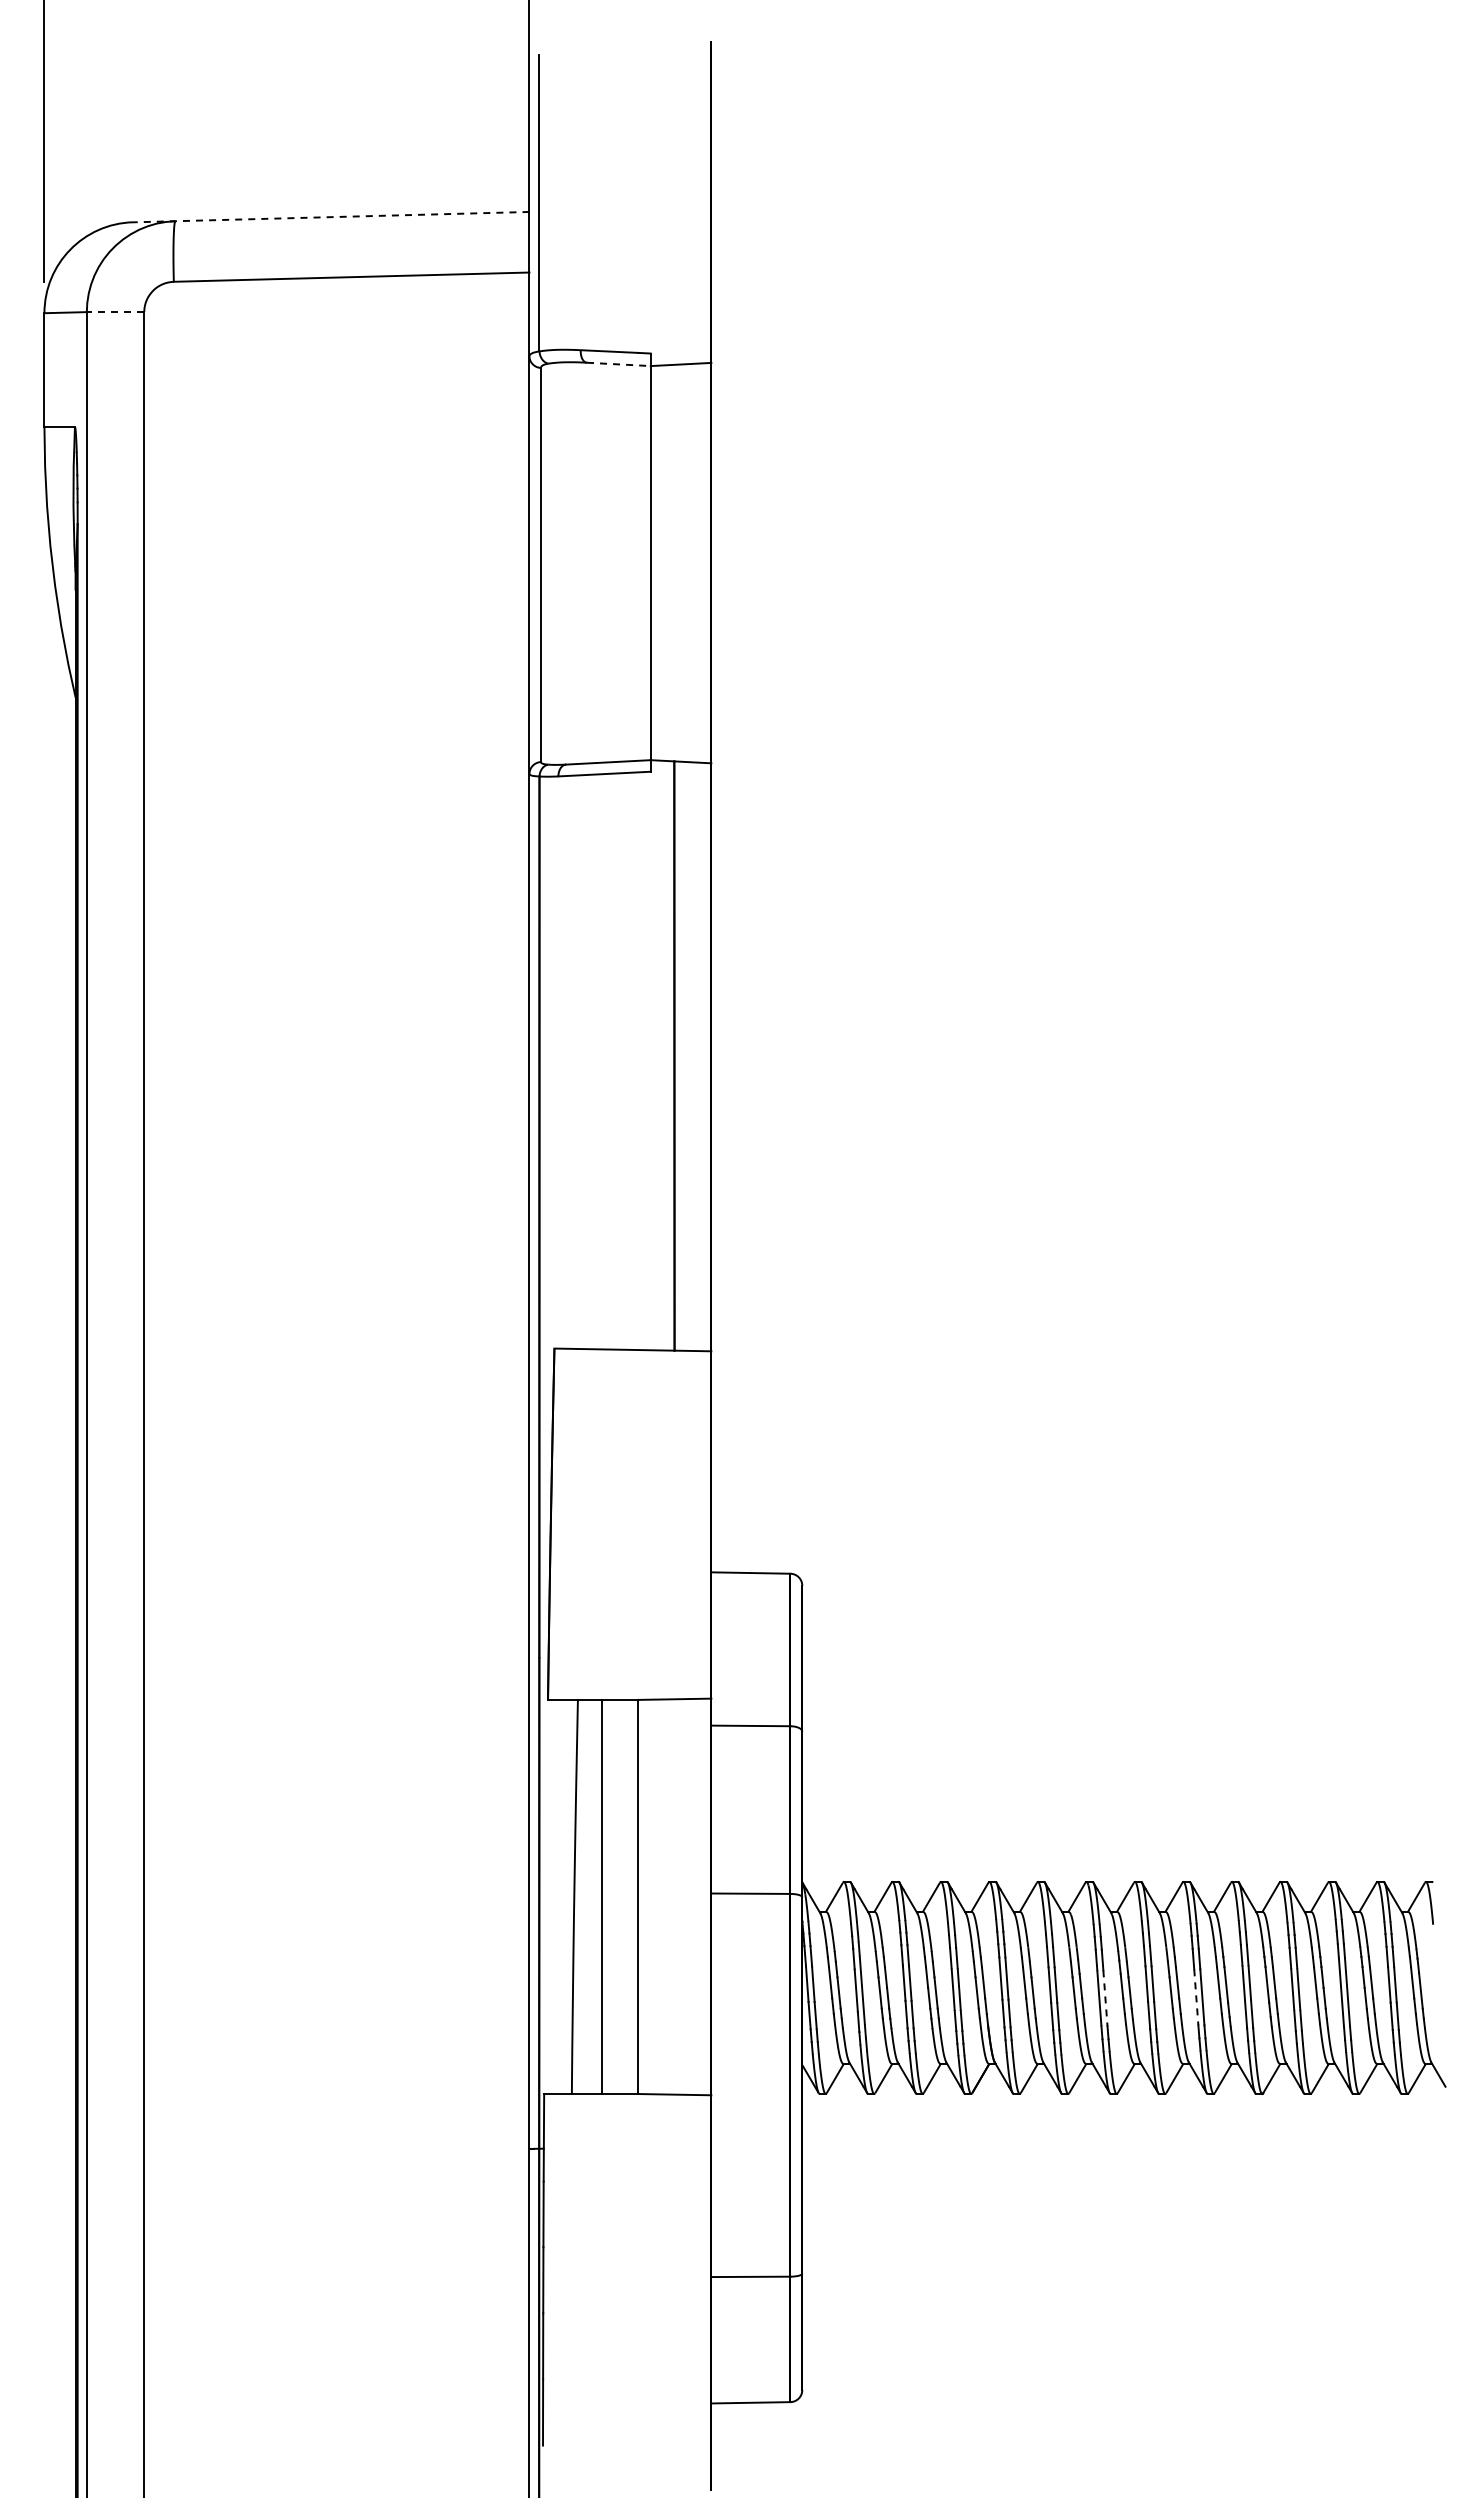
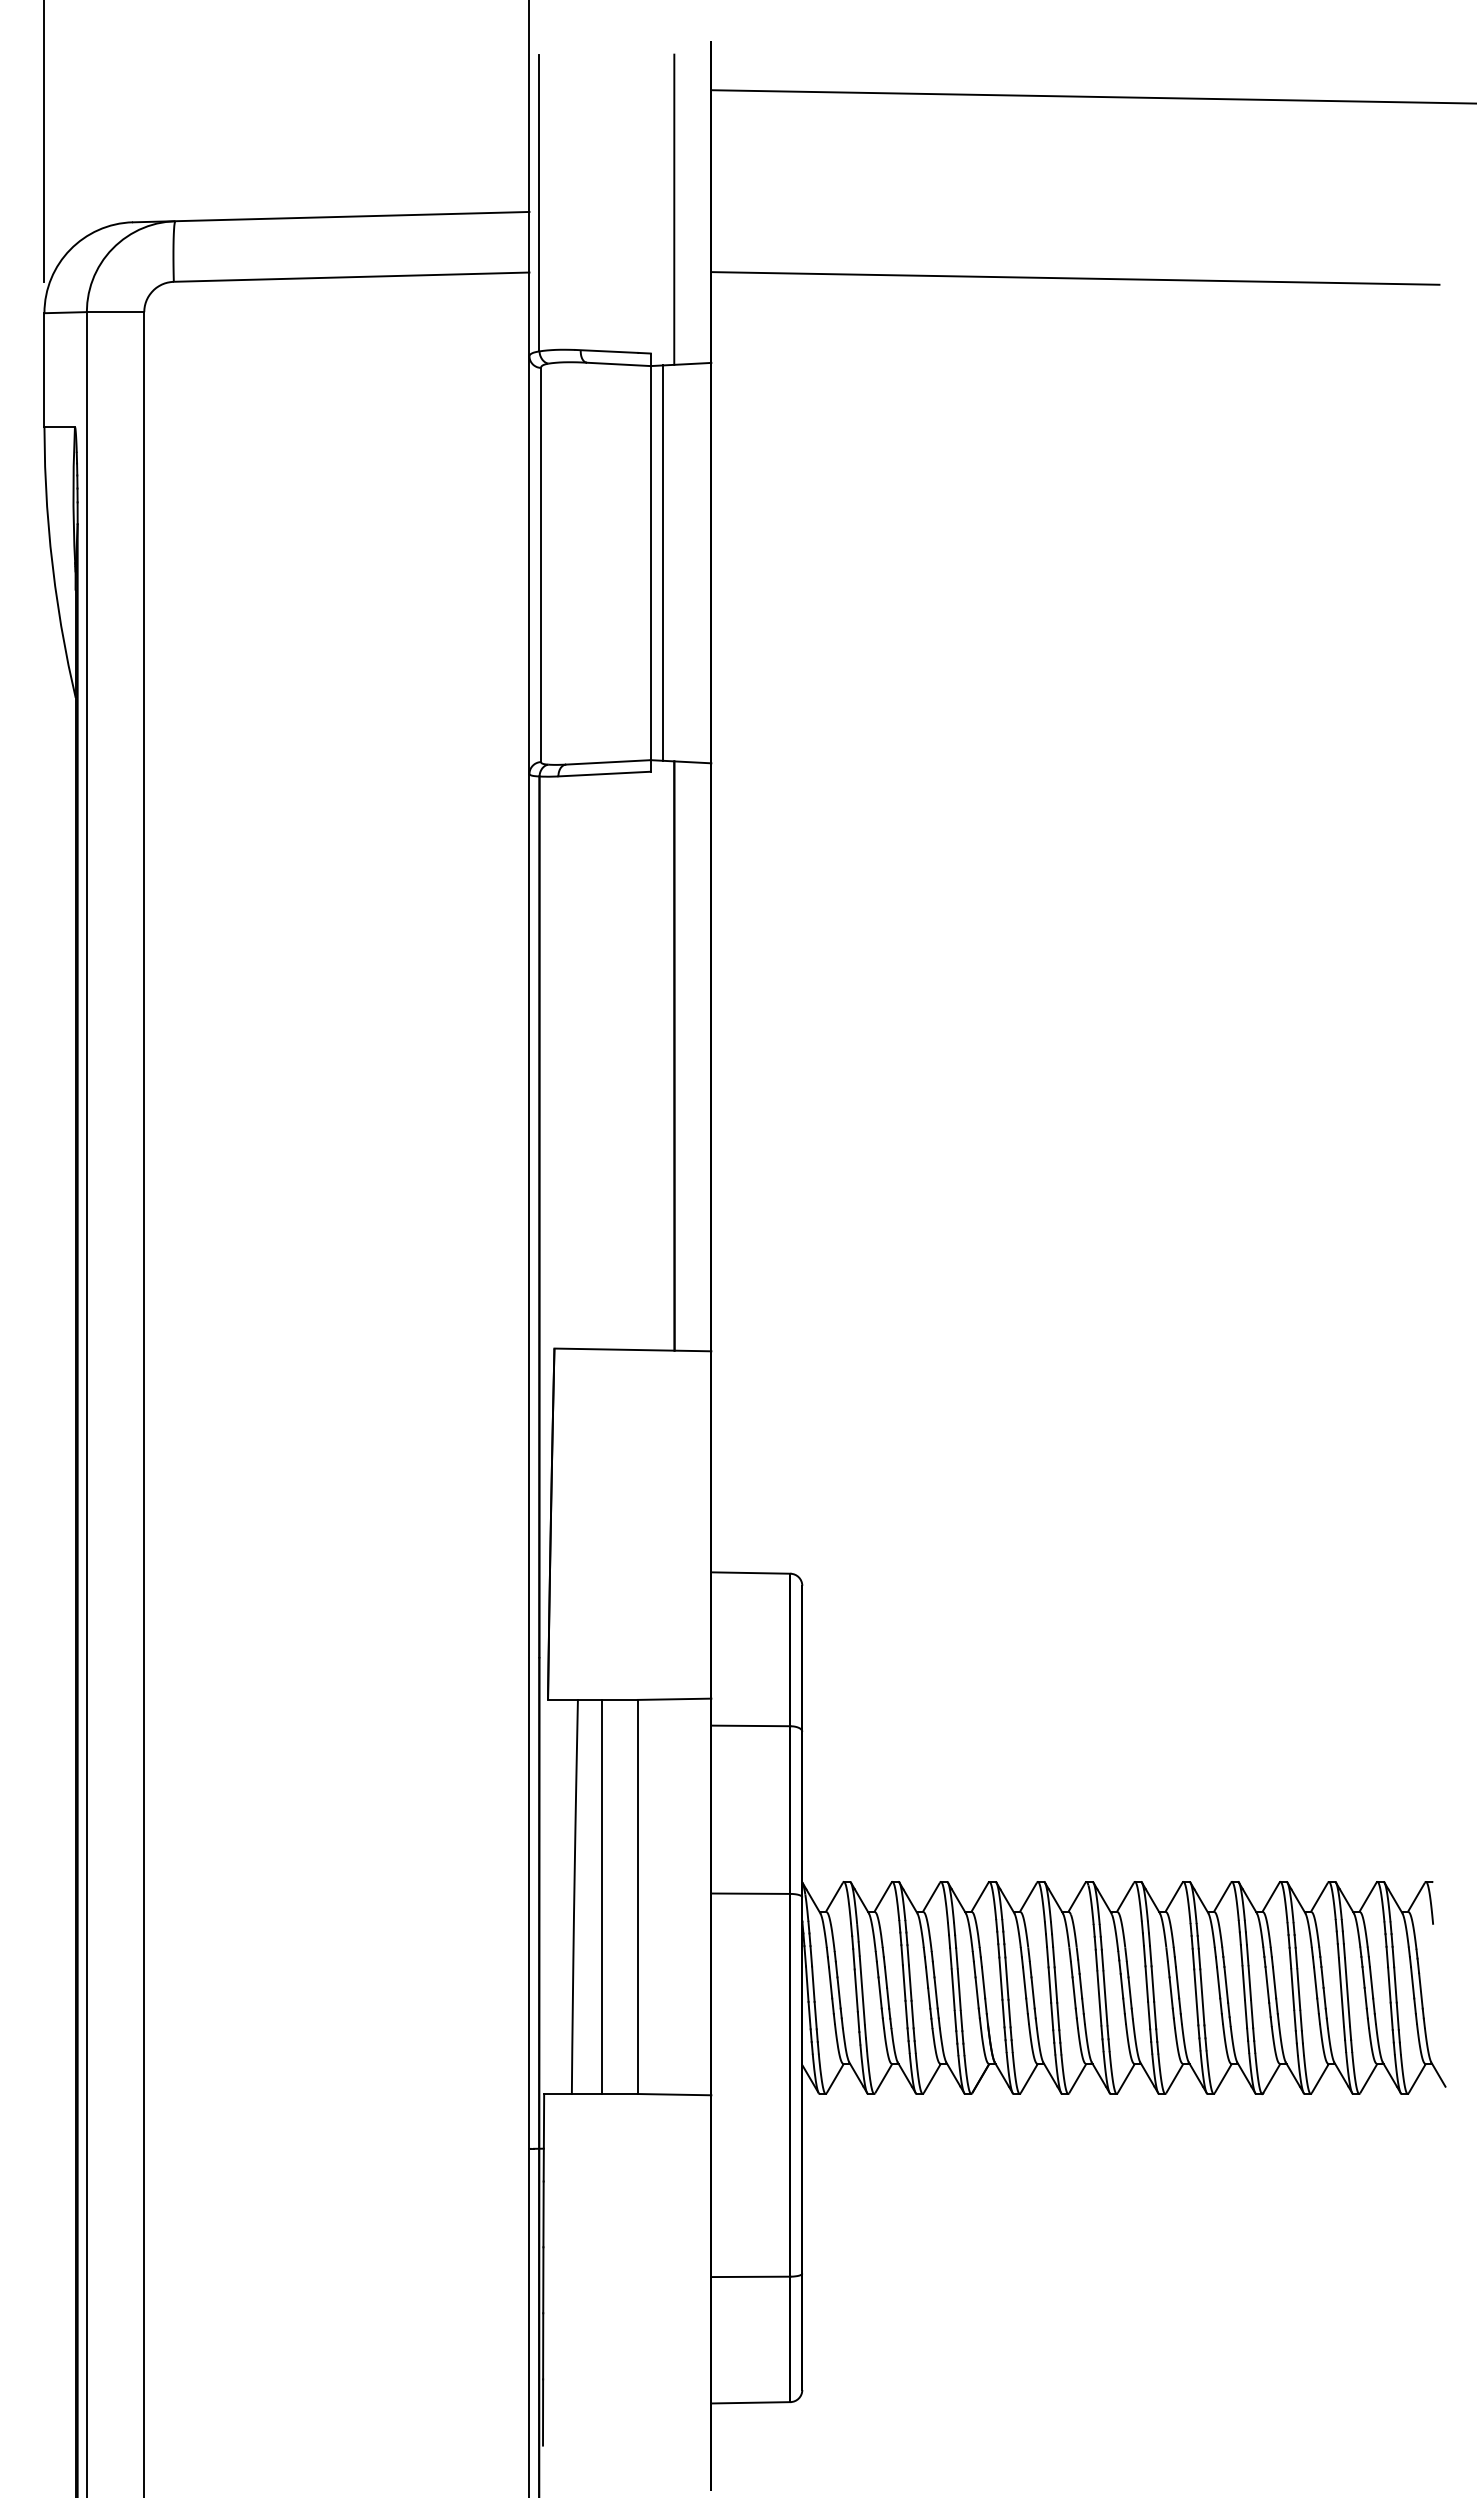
line: none -> present (1092, 96)
line: none -> present (674, 209)
line: dashed -> solid (330, 217)
line: none -> present (1075, 278)
line: dashed -> solid (115, 312)
line: dashed -> solid (618, 364)
line: none -> present (662, 562)
line: dashed -> solid (1105, 1997)
line: dashed -> solid (1196, 1997)
